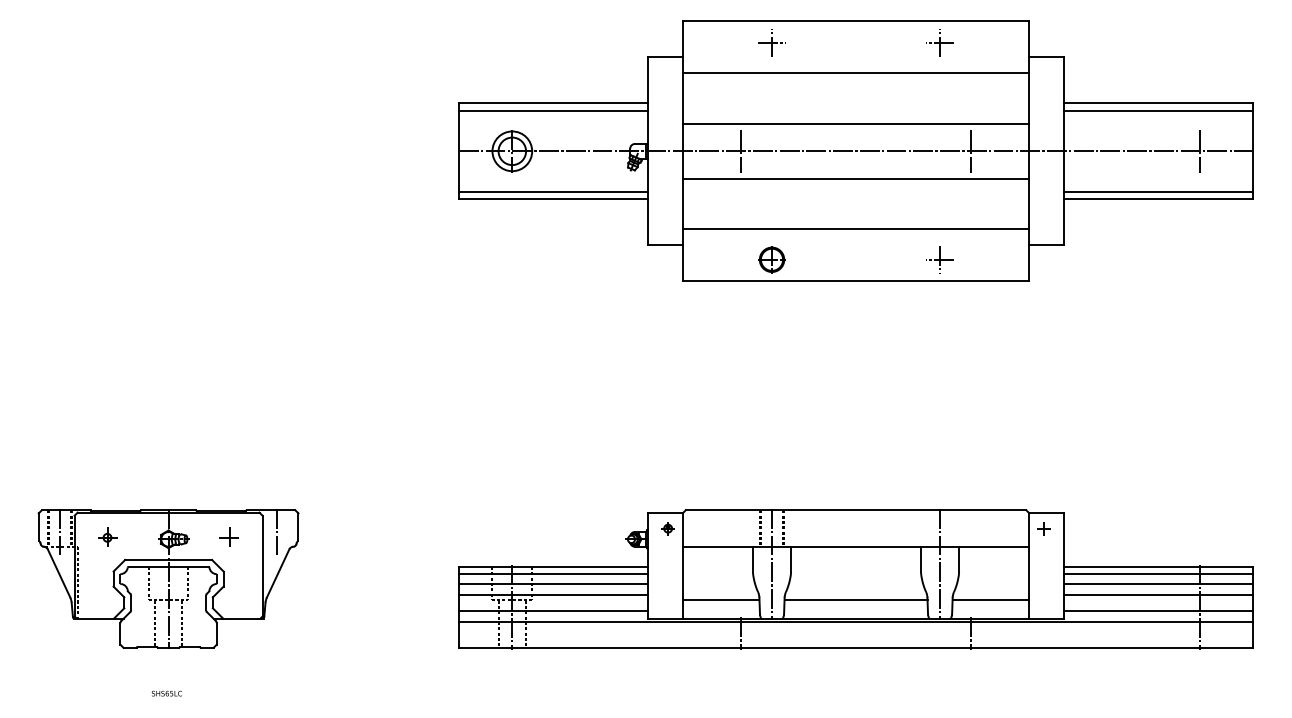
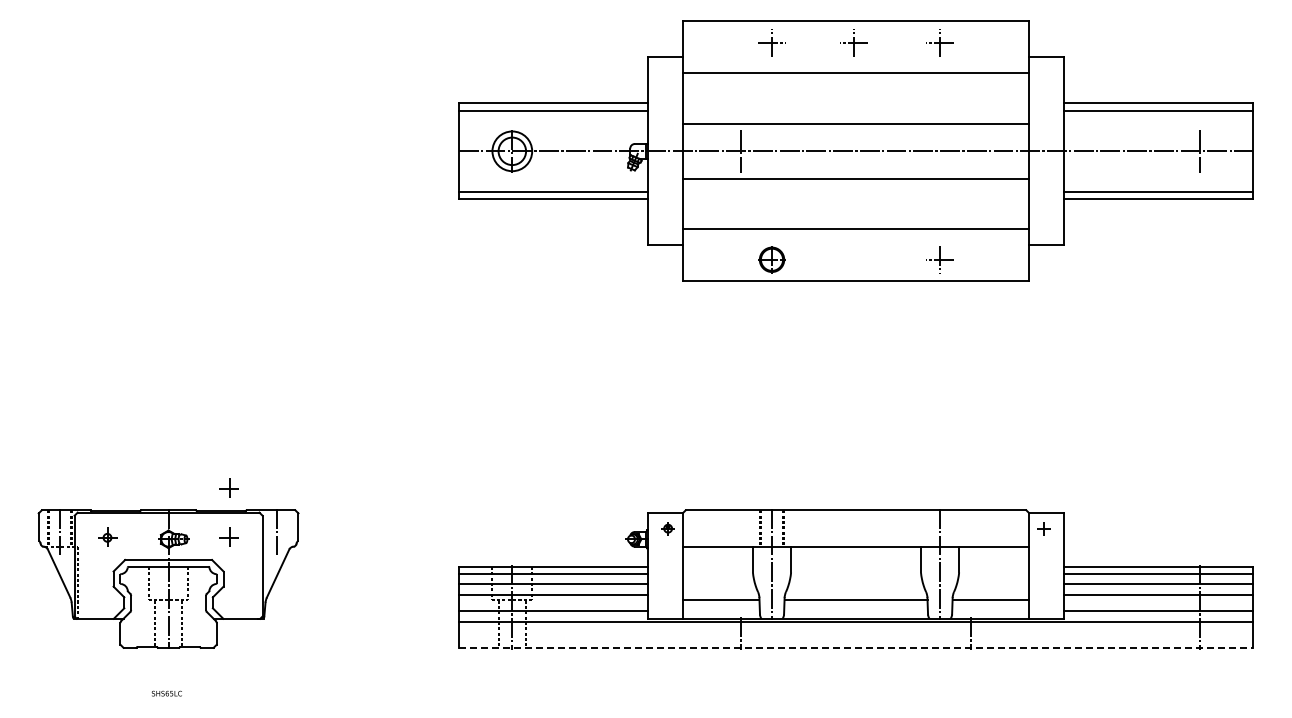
part: none -> present (853, 42)
line: present -> none (970, 150)
part: none -> present (228, 487)
line: solid -> dashed (856, 647)
